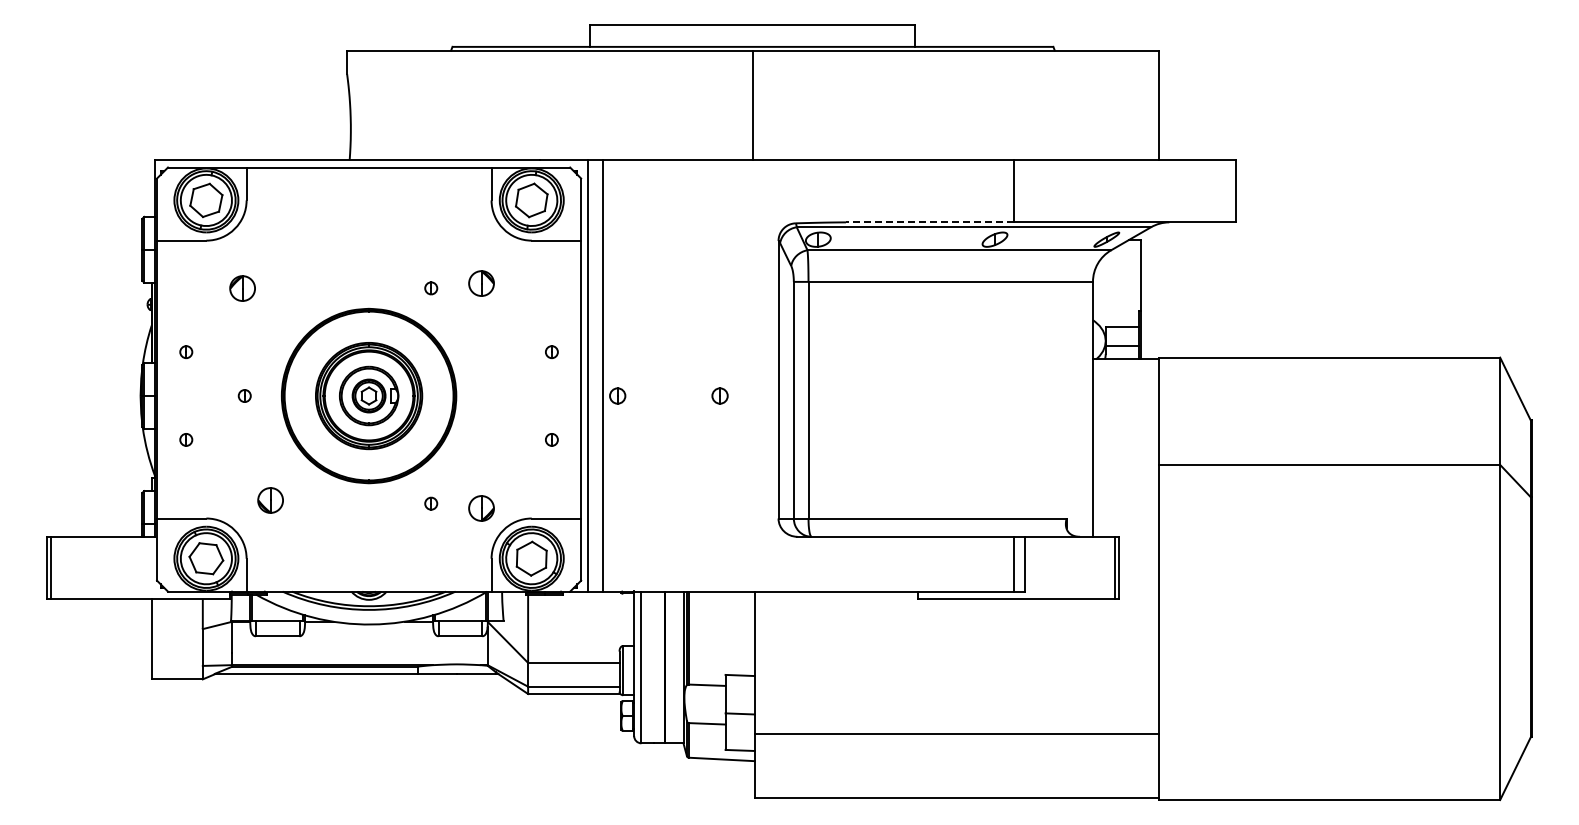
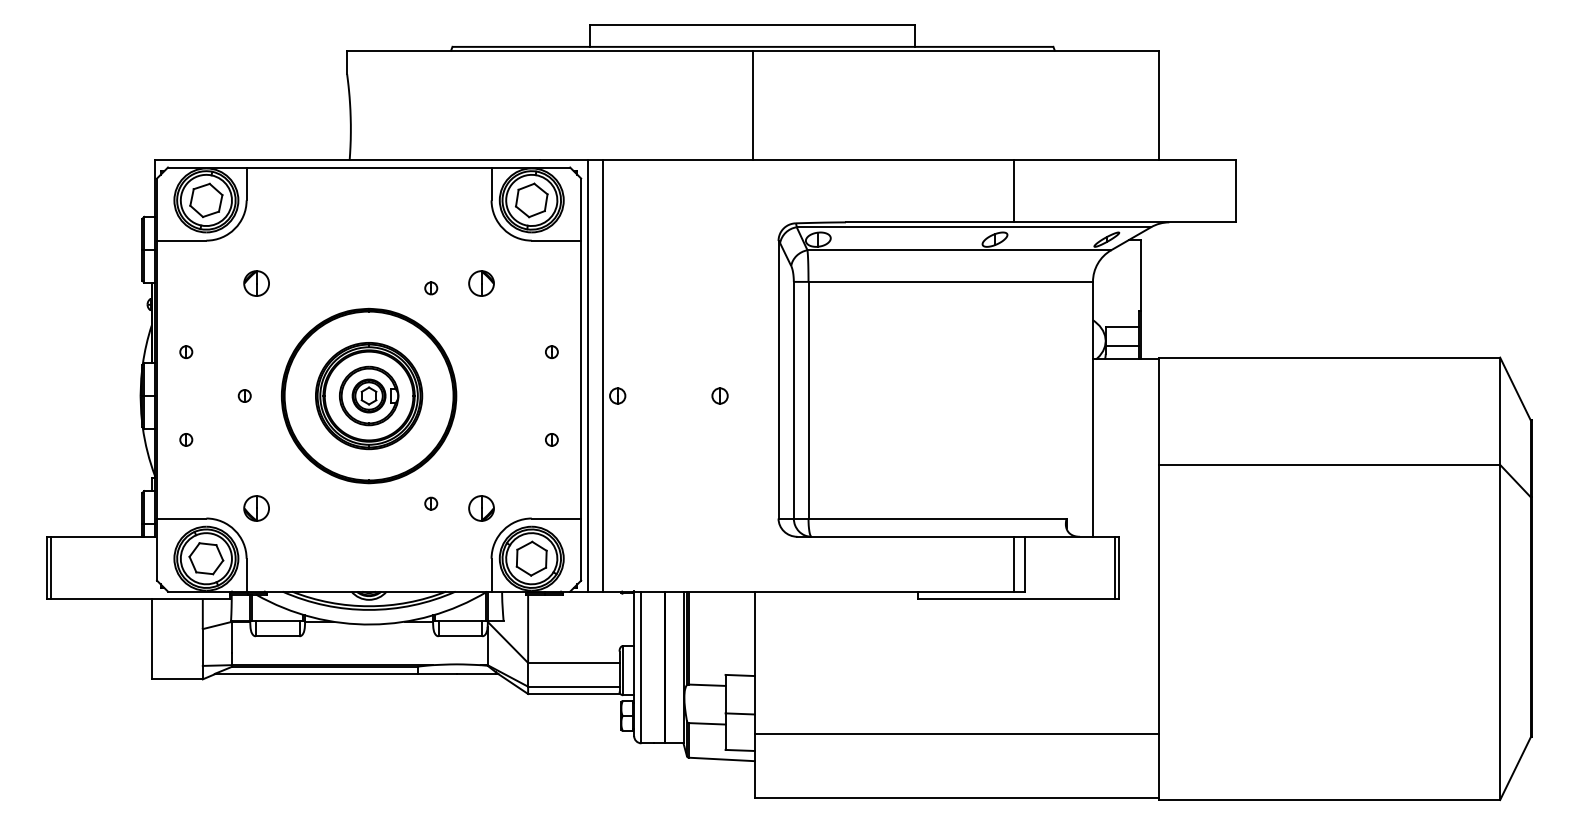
line: dashed -> solid (929, 222)
part position: (242, 288) -> (256, 283) (256, 283)
part position: (270, 500) -> (256, 508) (256, 508)
